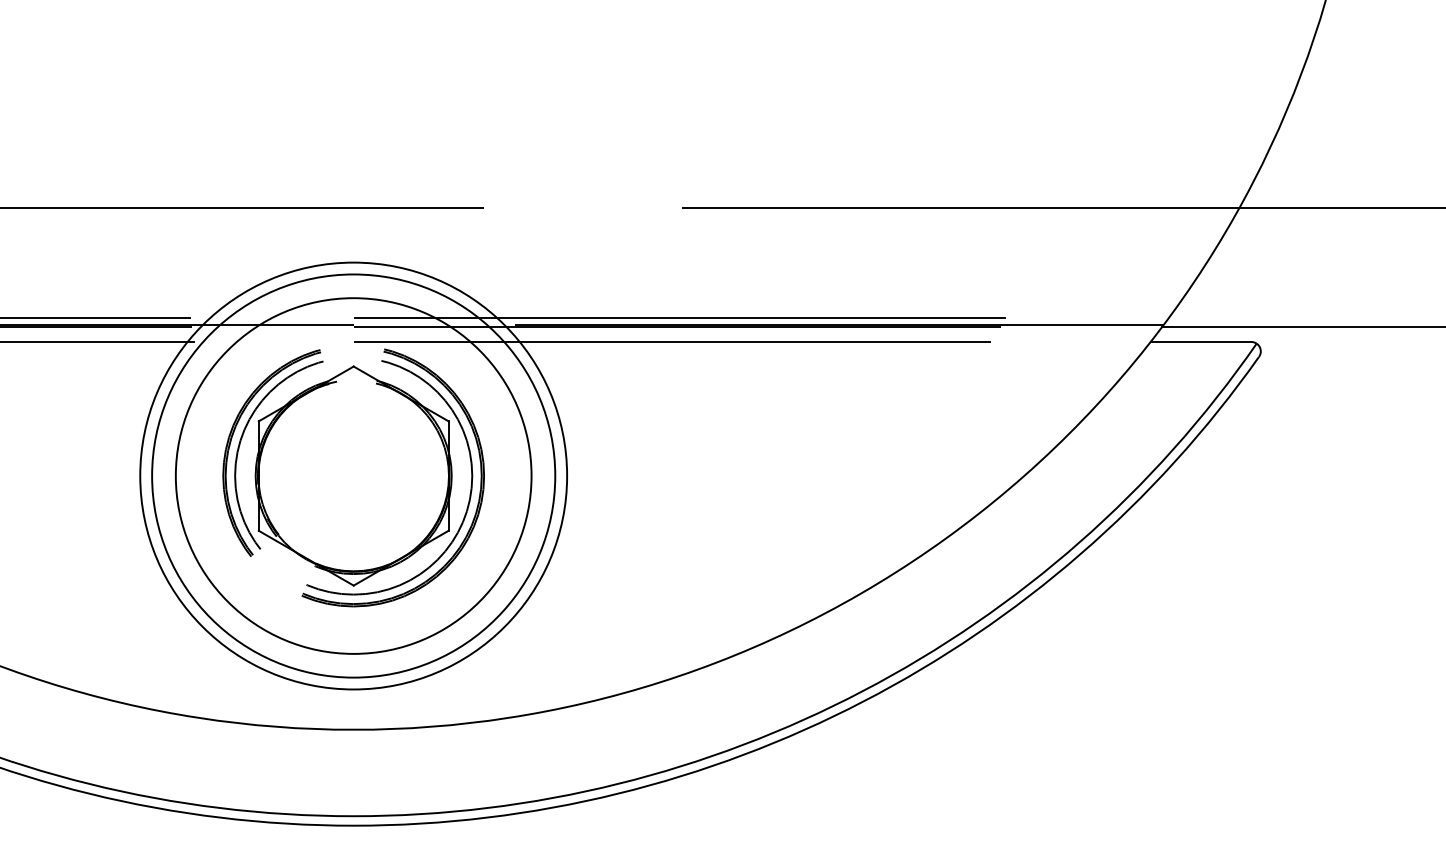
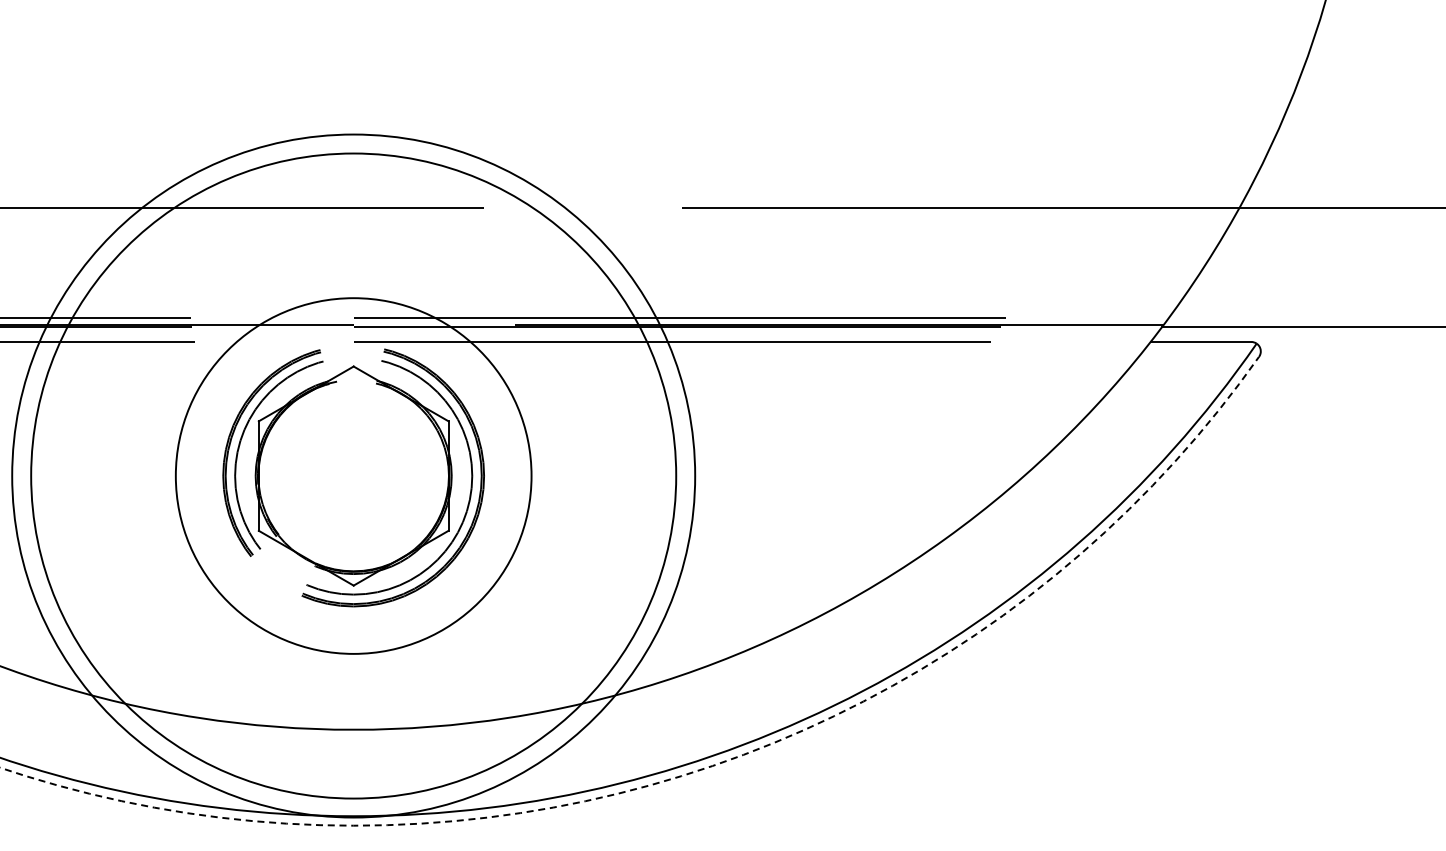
circle diameter: 403 px -> 645 px (353, 475)
circle diameter: 427 px -> 683 px (353, 475)
arc: solid -> dashed (696, 771)
